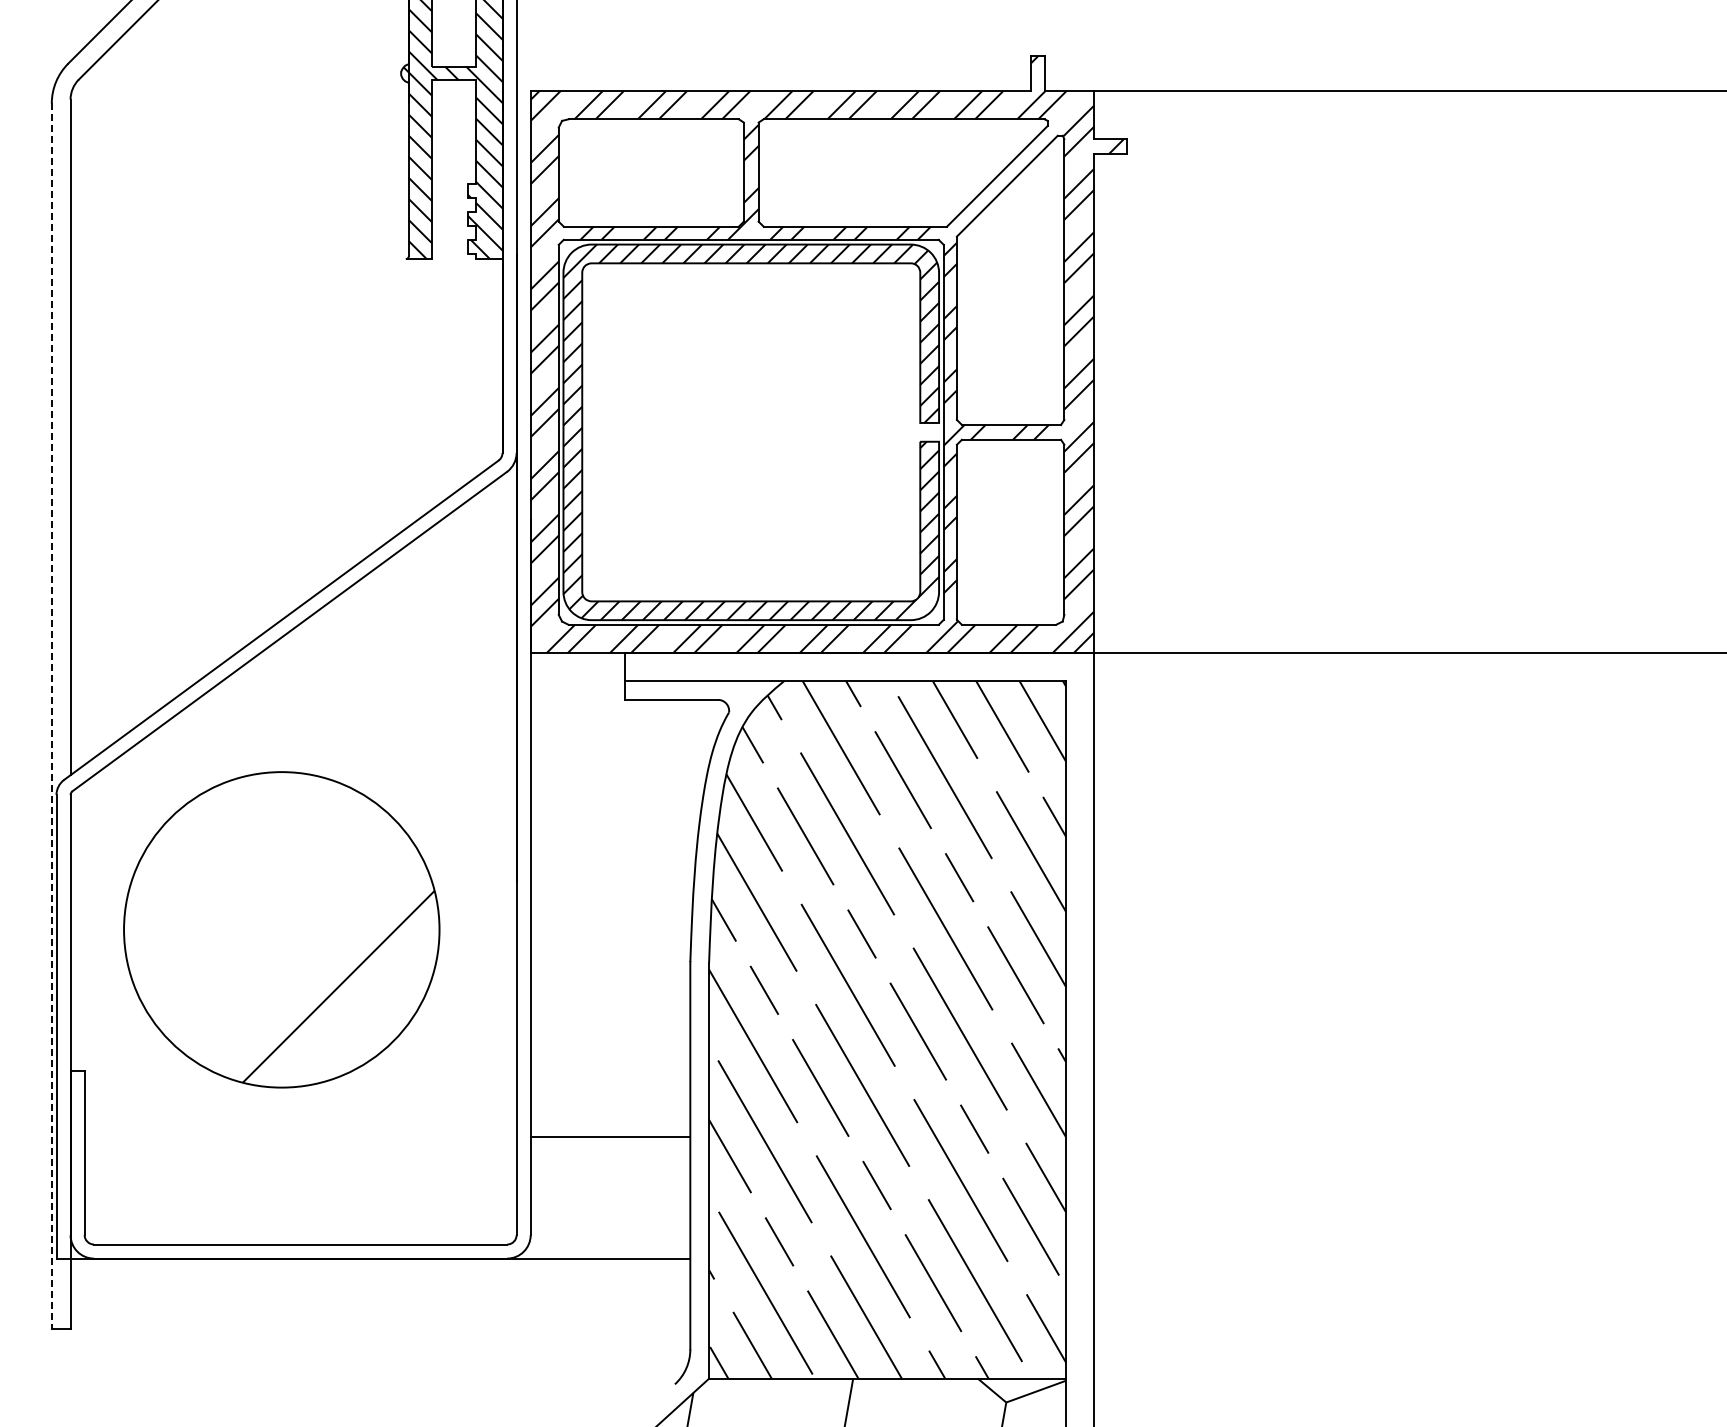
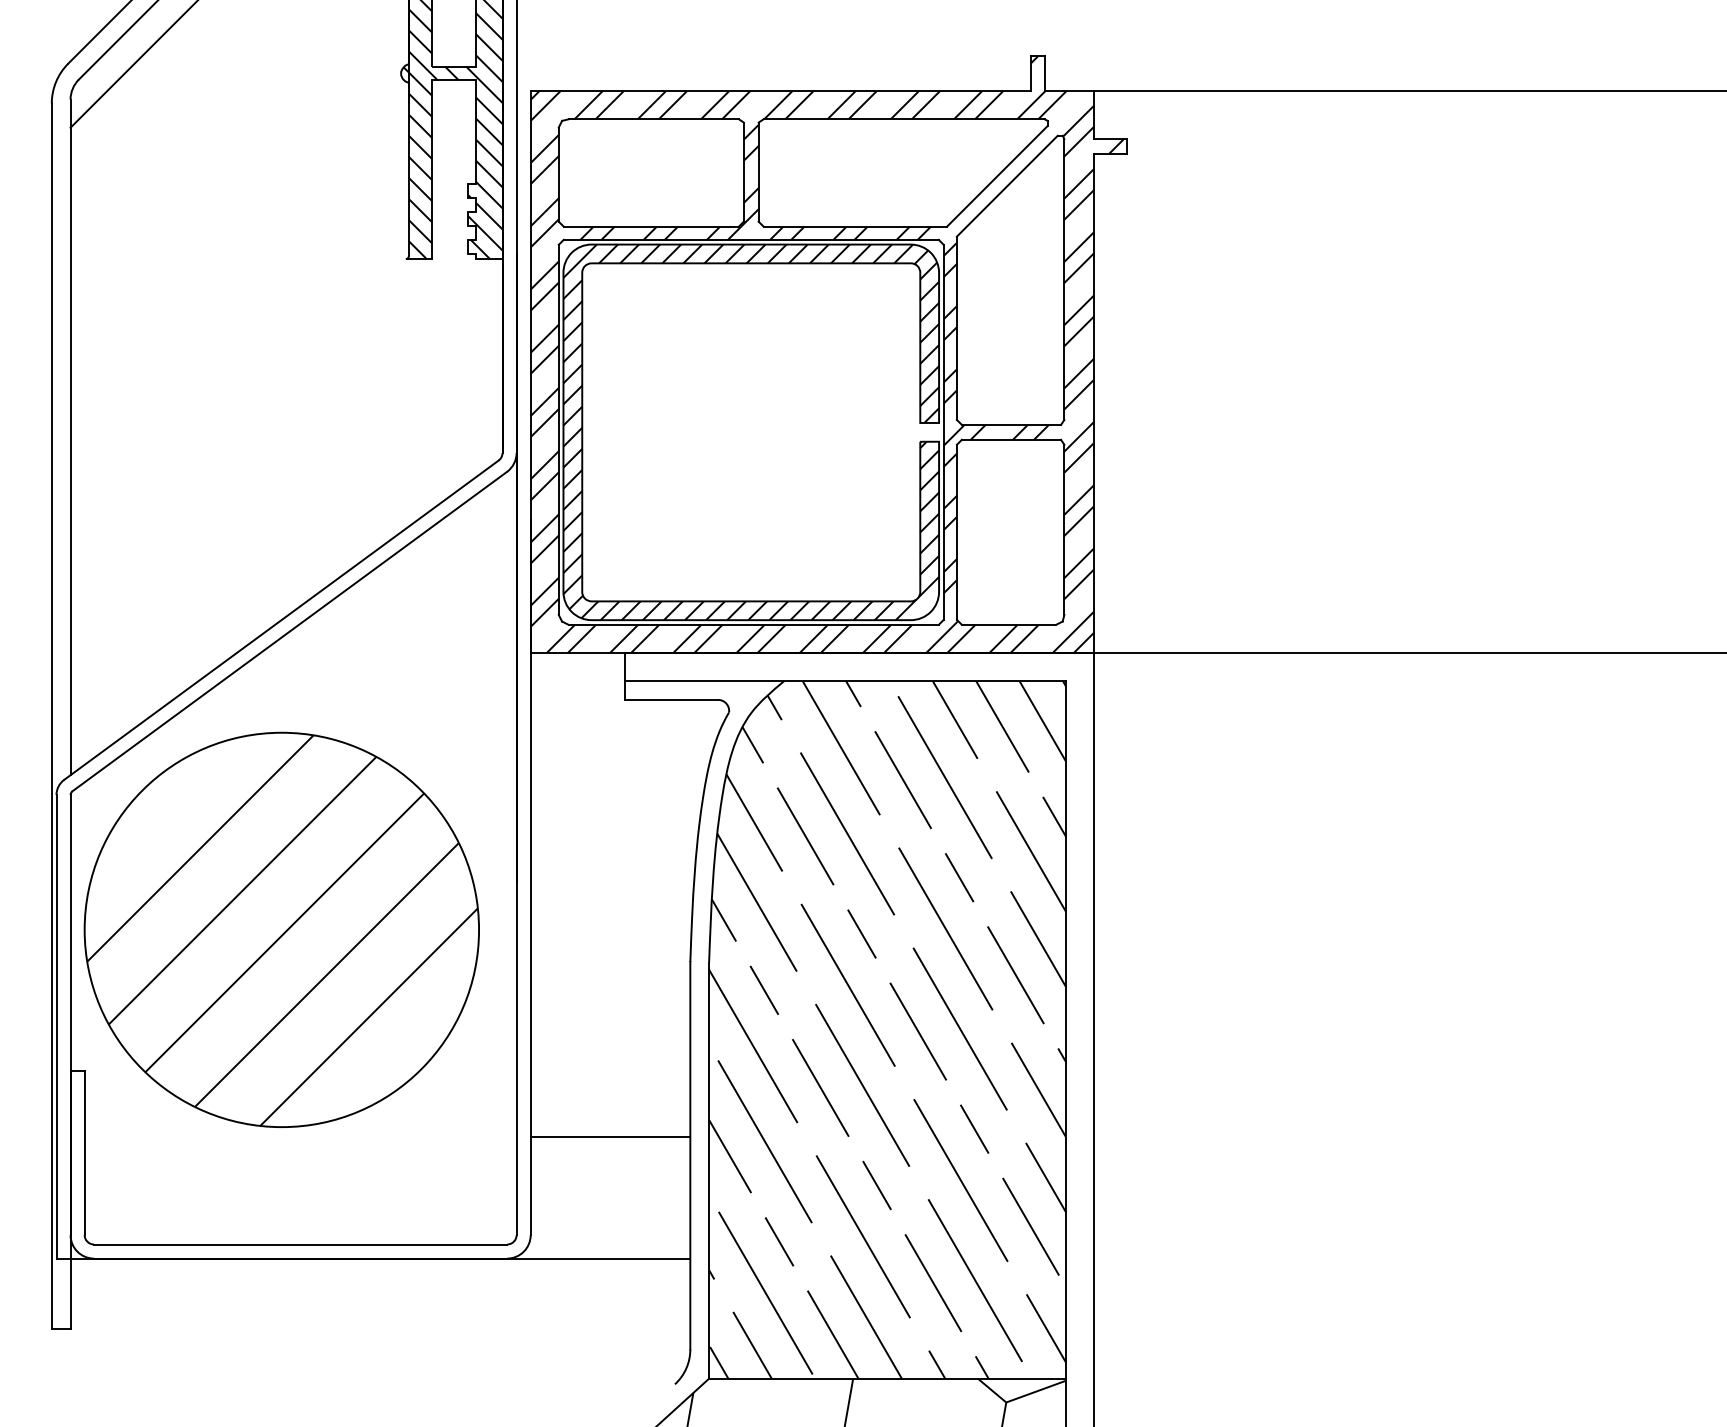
line: none -> present (132, 64)
line: dashed -> solid (51, 716)
part size: 318x318 px -> 397x397 px (281, 929)
